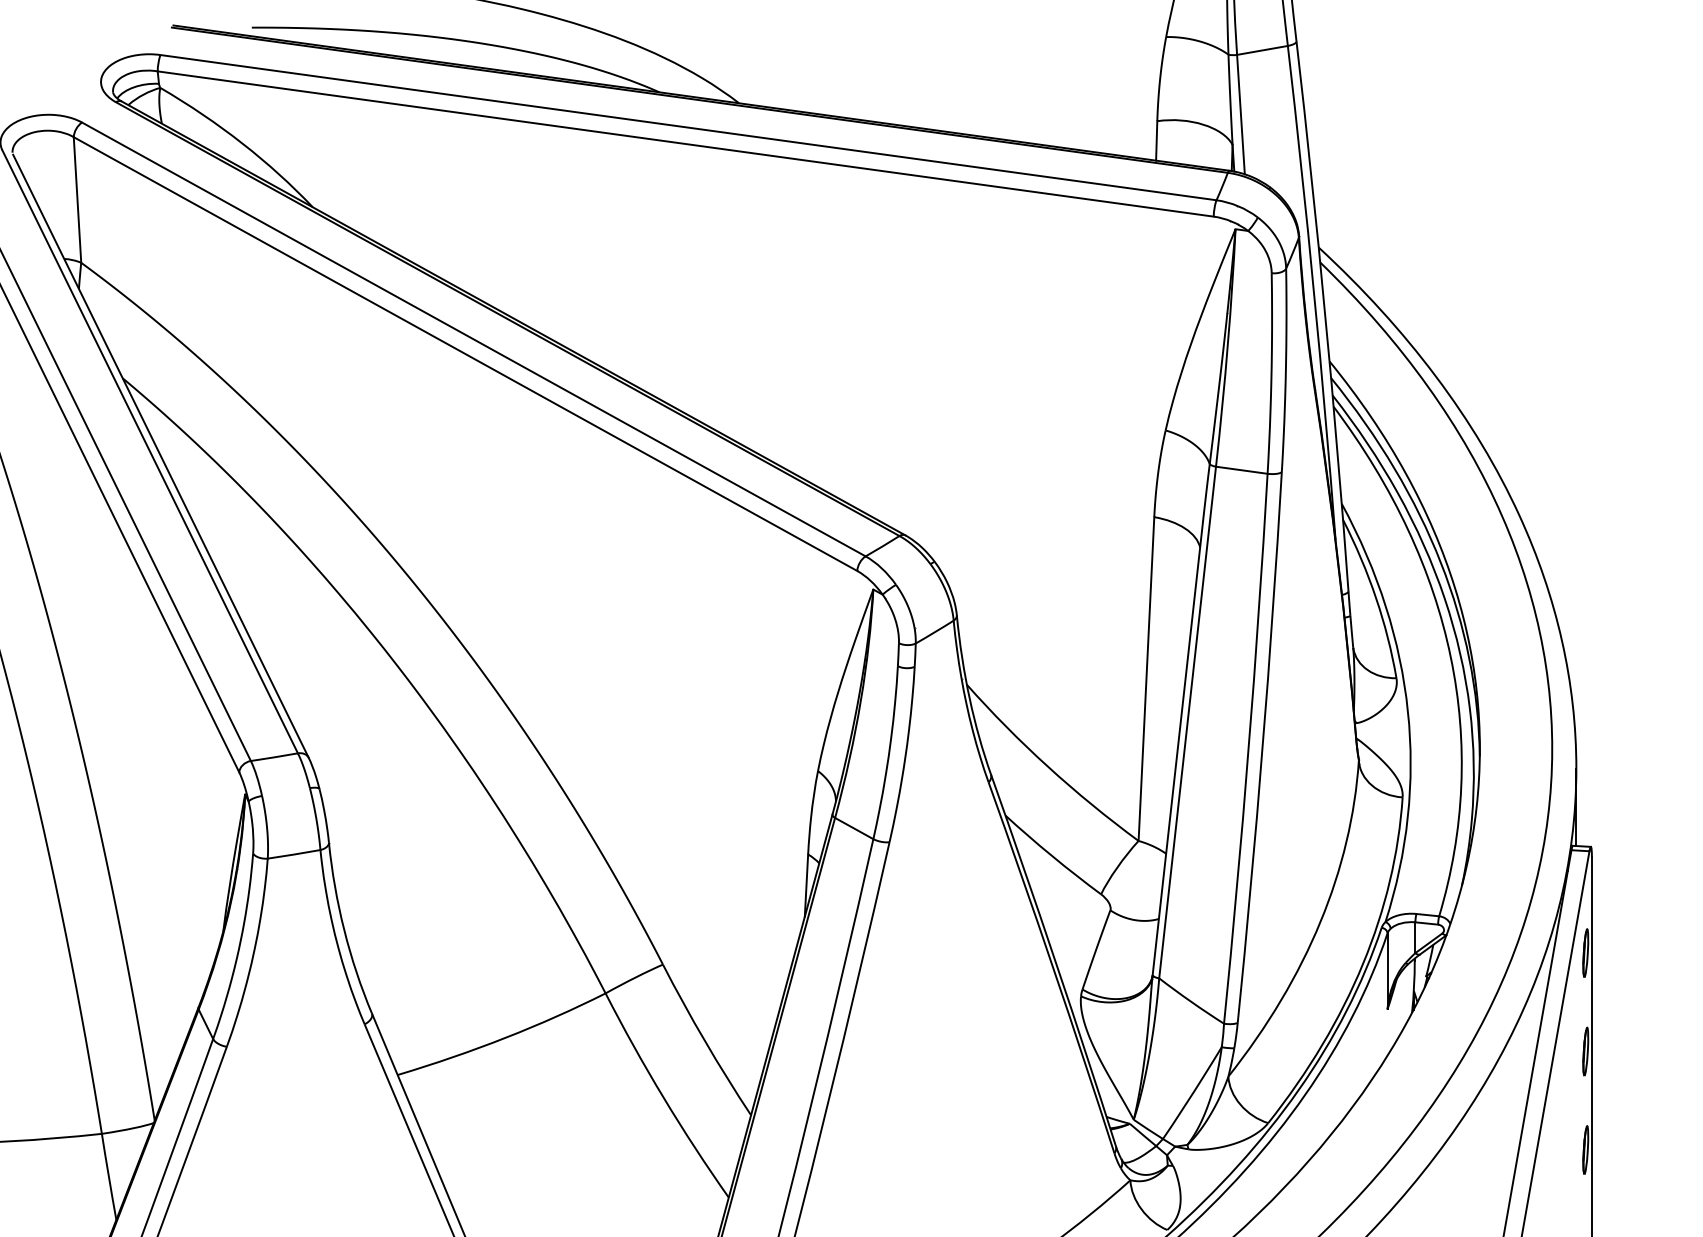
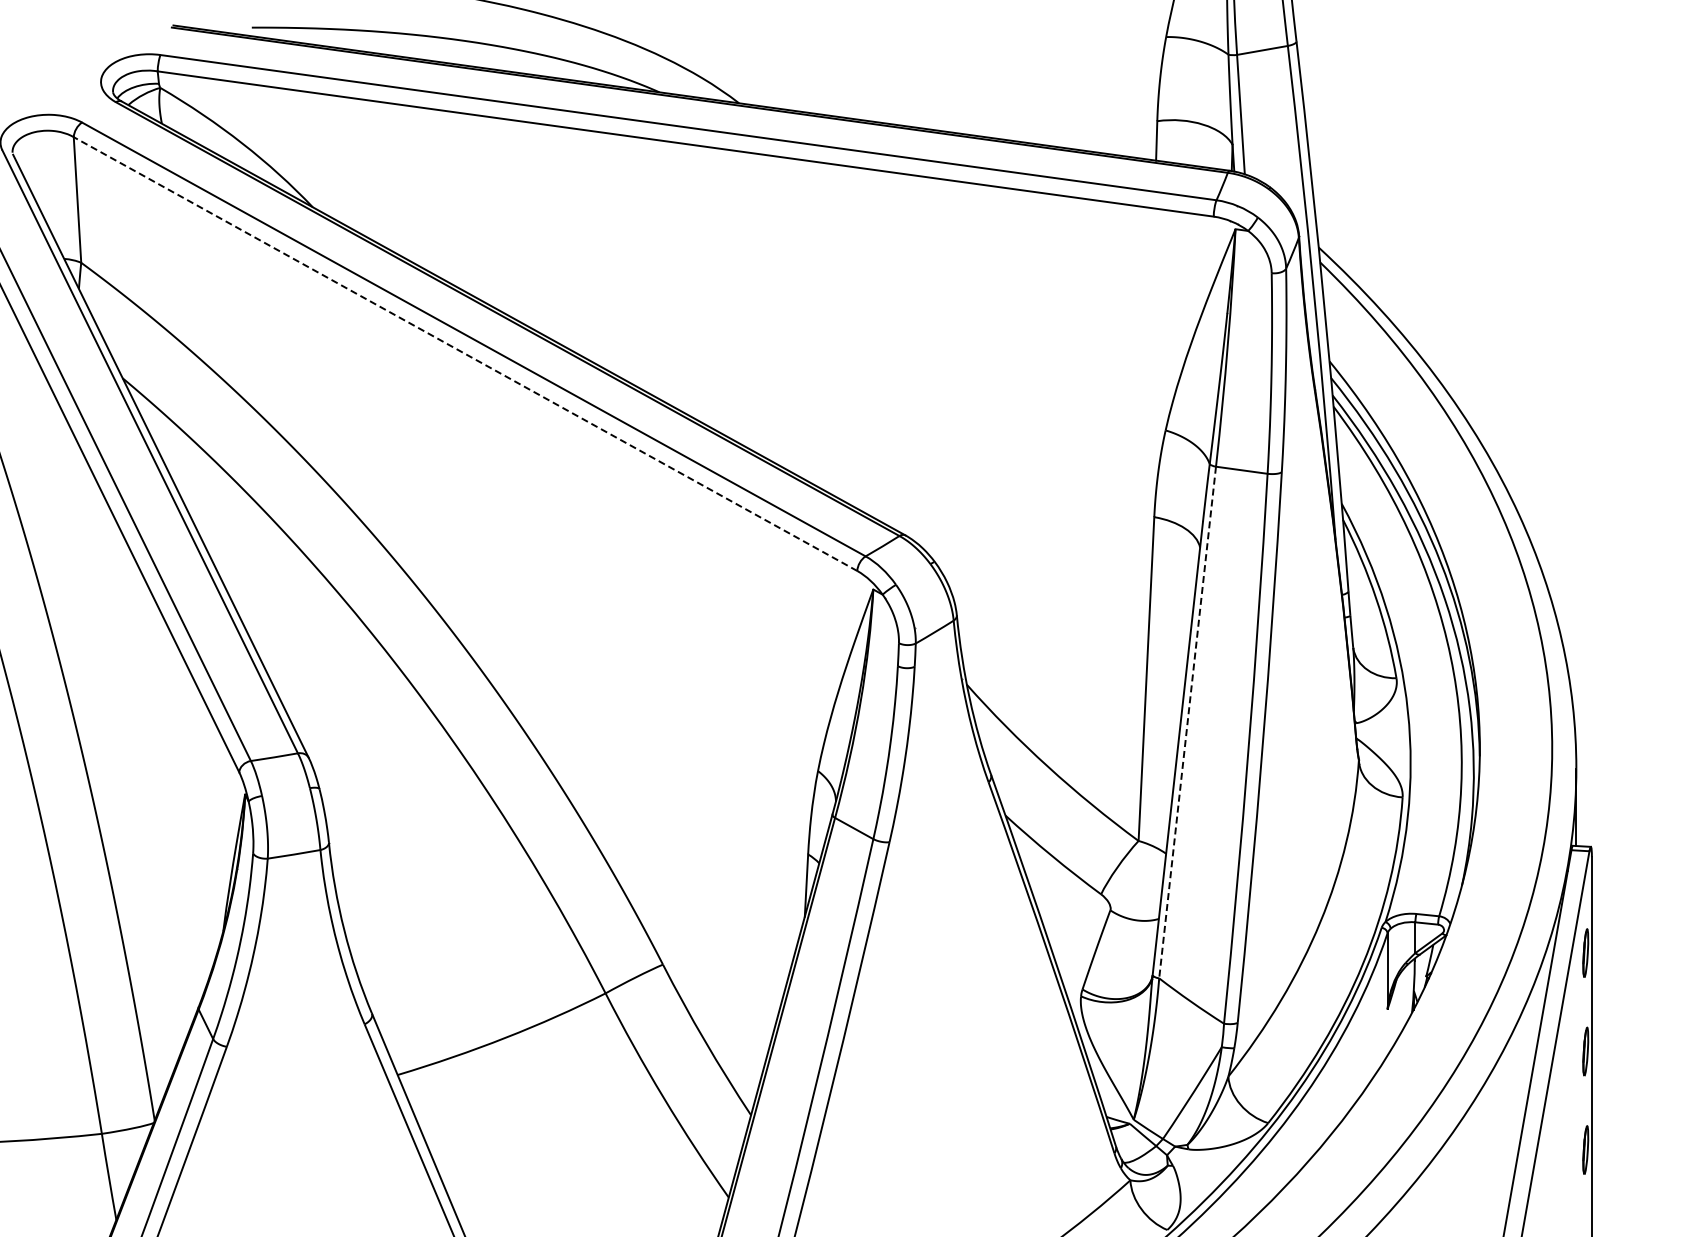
line: solid -> dashed (465, 354)
line: solid -> dashed (1187, 723)
